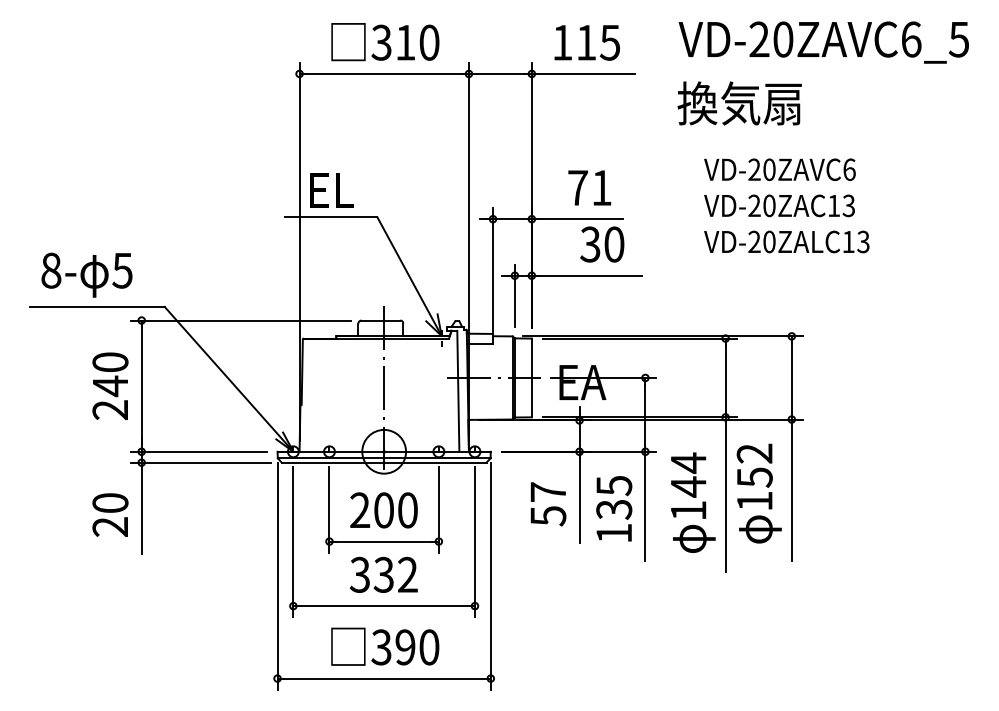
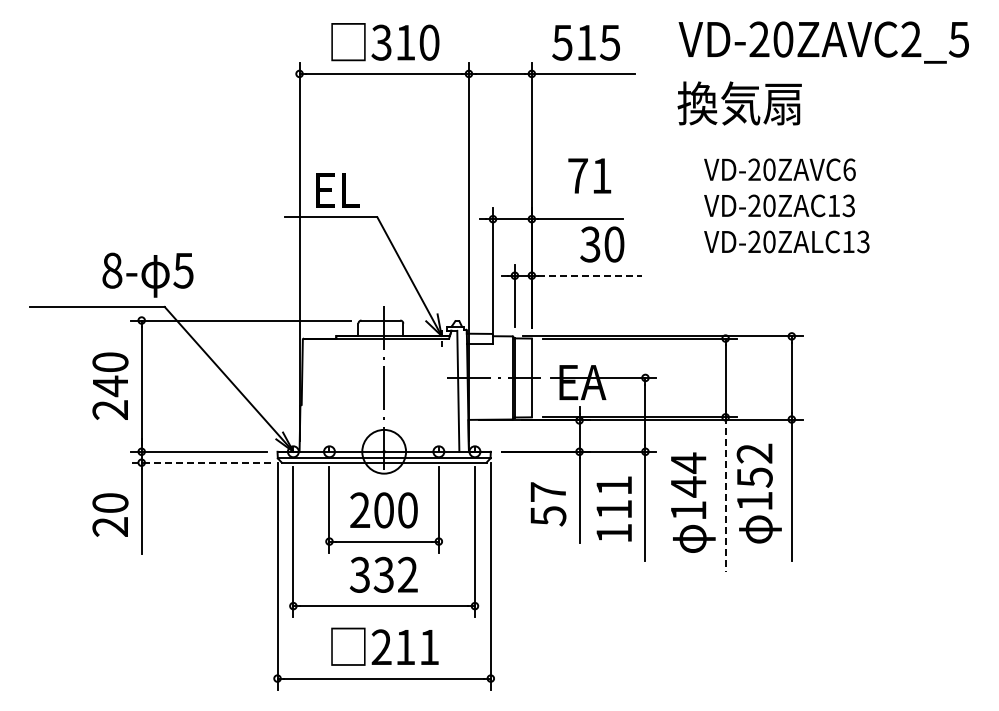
text: VD-20ZAVC6_5 -> VD-20ZAVC2_5 (911, 39)
text: 115 -> 515 (562, 42)
text position: (589, 187) -> (589, 175) (589, 175)
text position: (331, 190) -> (337, 190) (337, 190)
text position: (86, 274) -> (147, 274) (147, 274)
line: solid -> dashed (590, 275)
line: solid -> dashed (200, 462)
line: solid -> dashed (725, 494)
text: 135 -> 111 (614, 497)
text: 390 -> 211 (405, 647)
